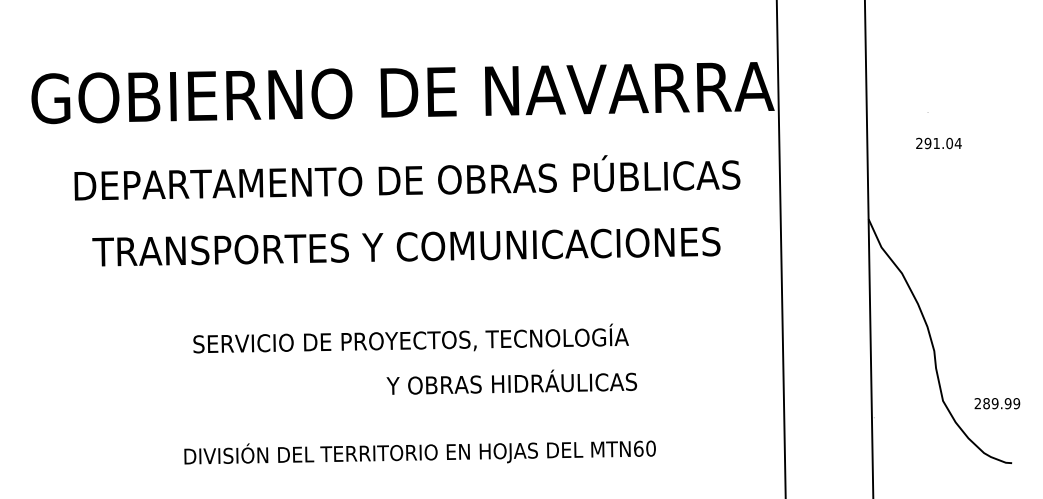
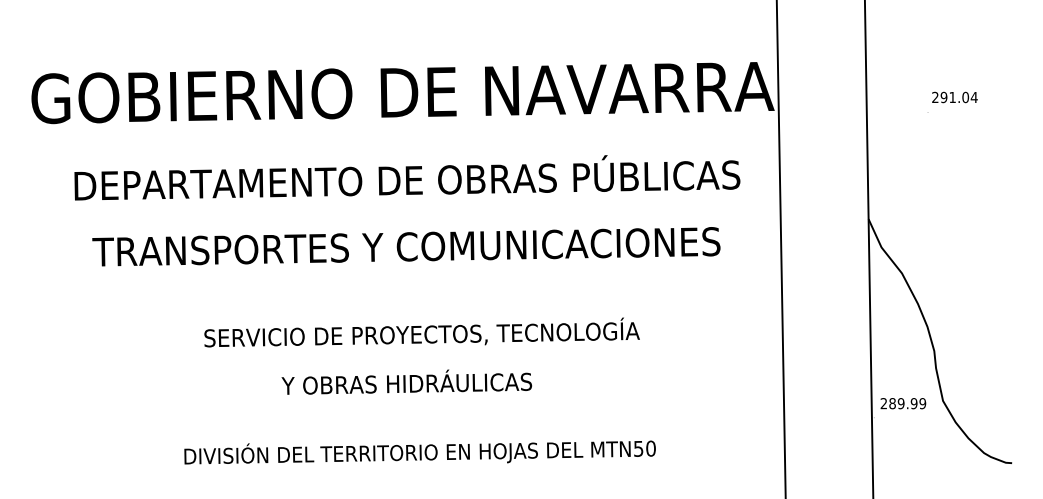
text position: (938, 143) -> (954, 97) (954, 97)
text position: (410, 338) -> (421, 332) (421, 332)
text position: (511, 381) -> (406, 381) (406, 381)
text position: (997, 403) -> (903, 403) (903, 403)
text: MTN60 -> MTN50 (638, 448)
